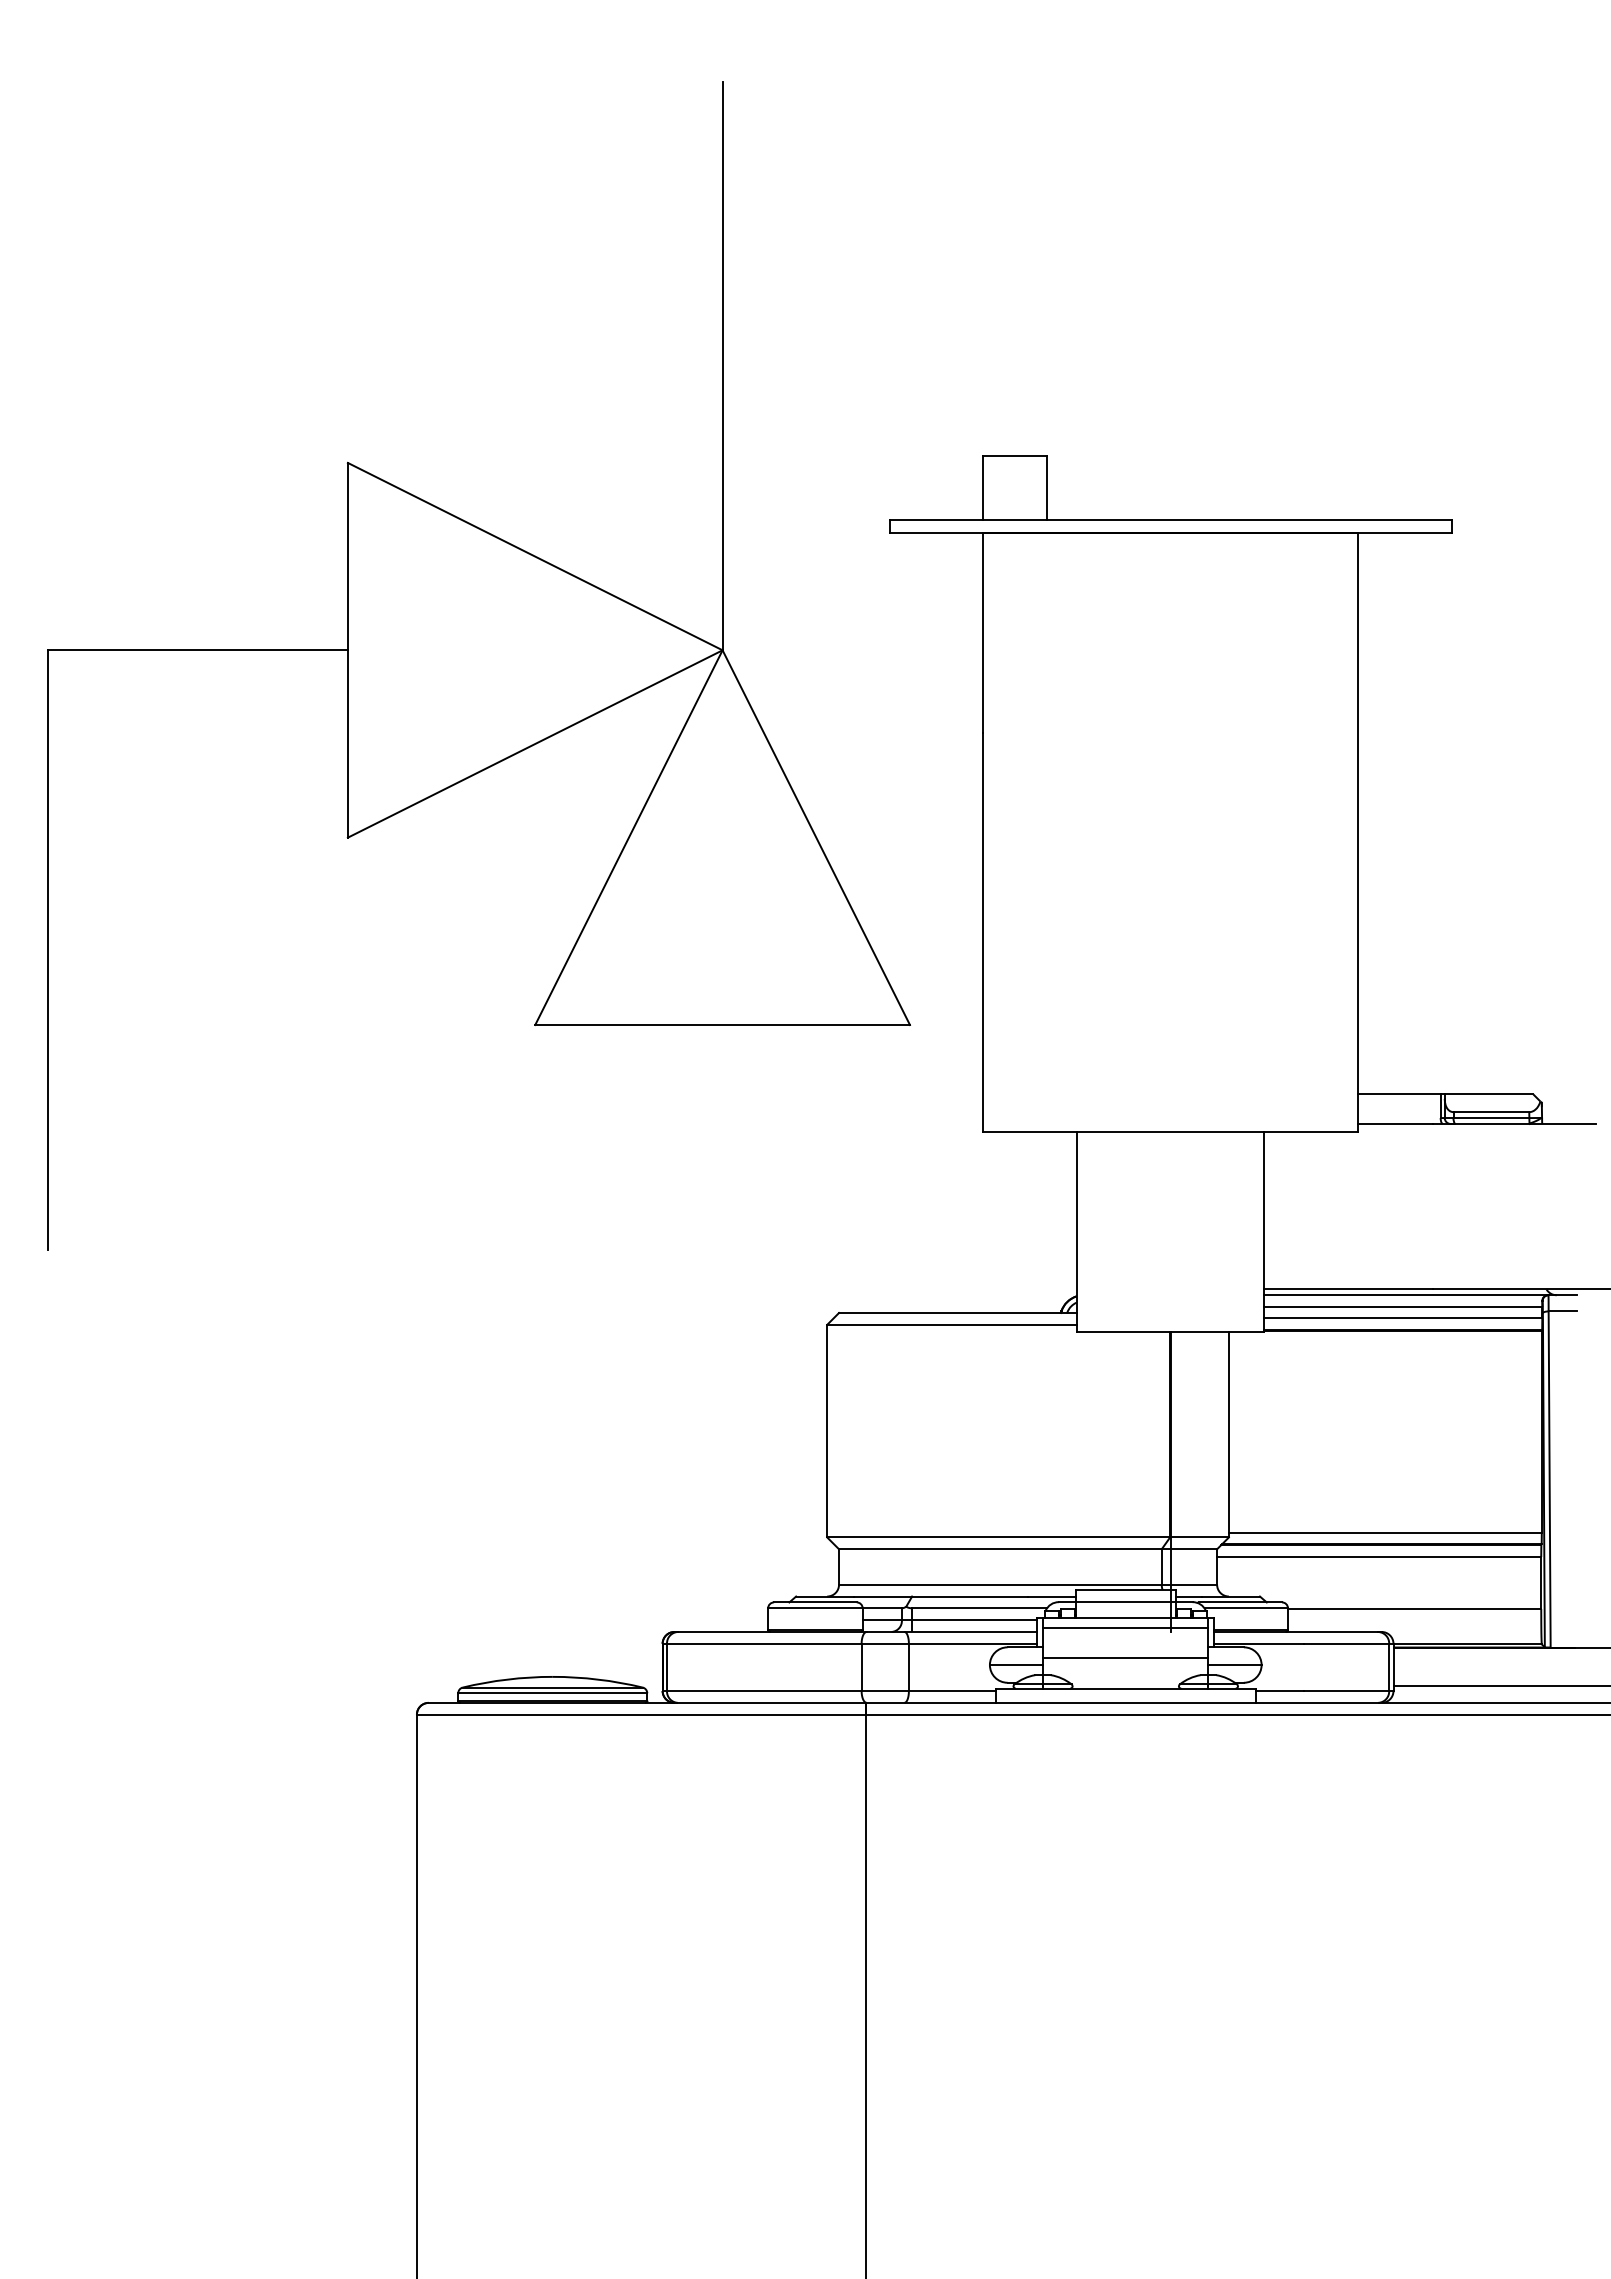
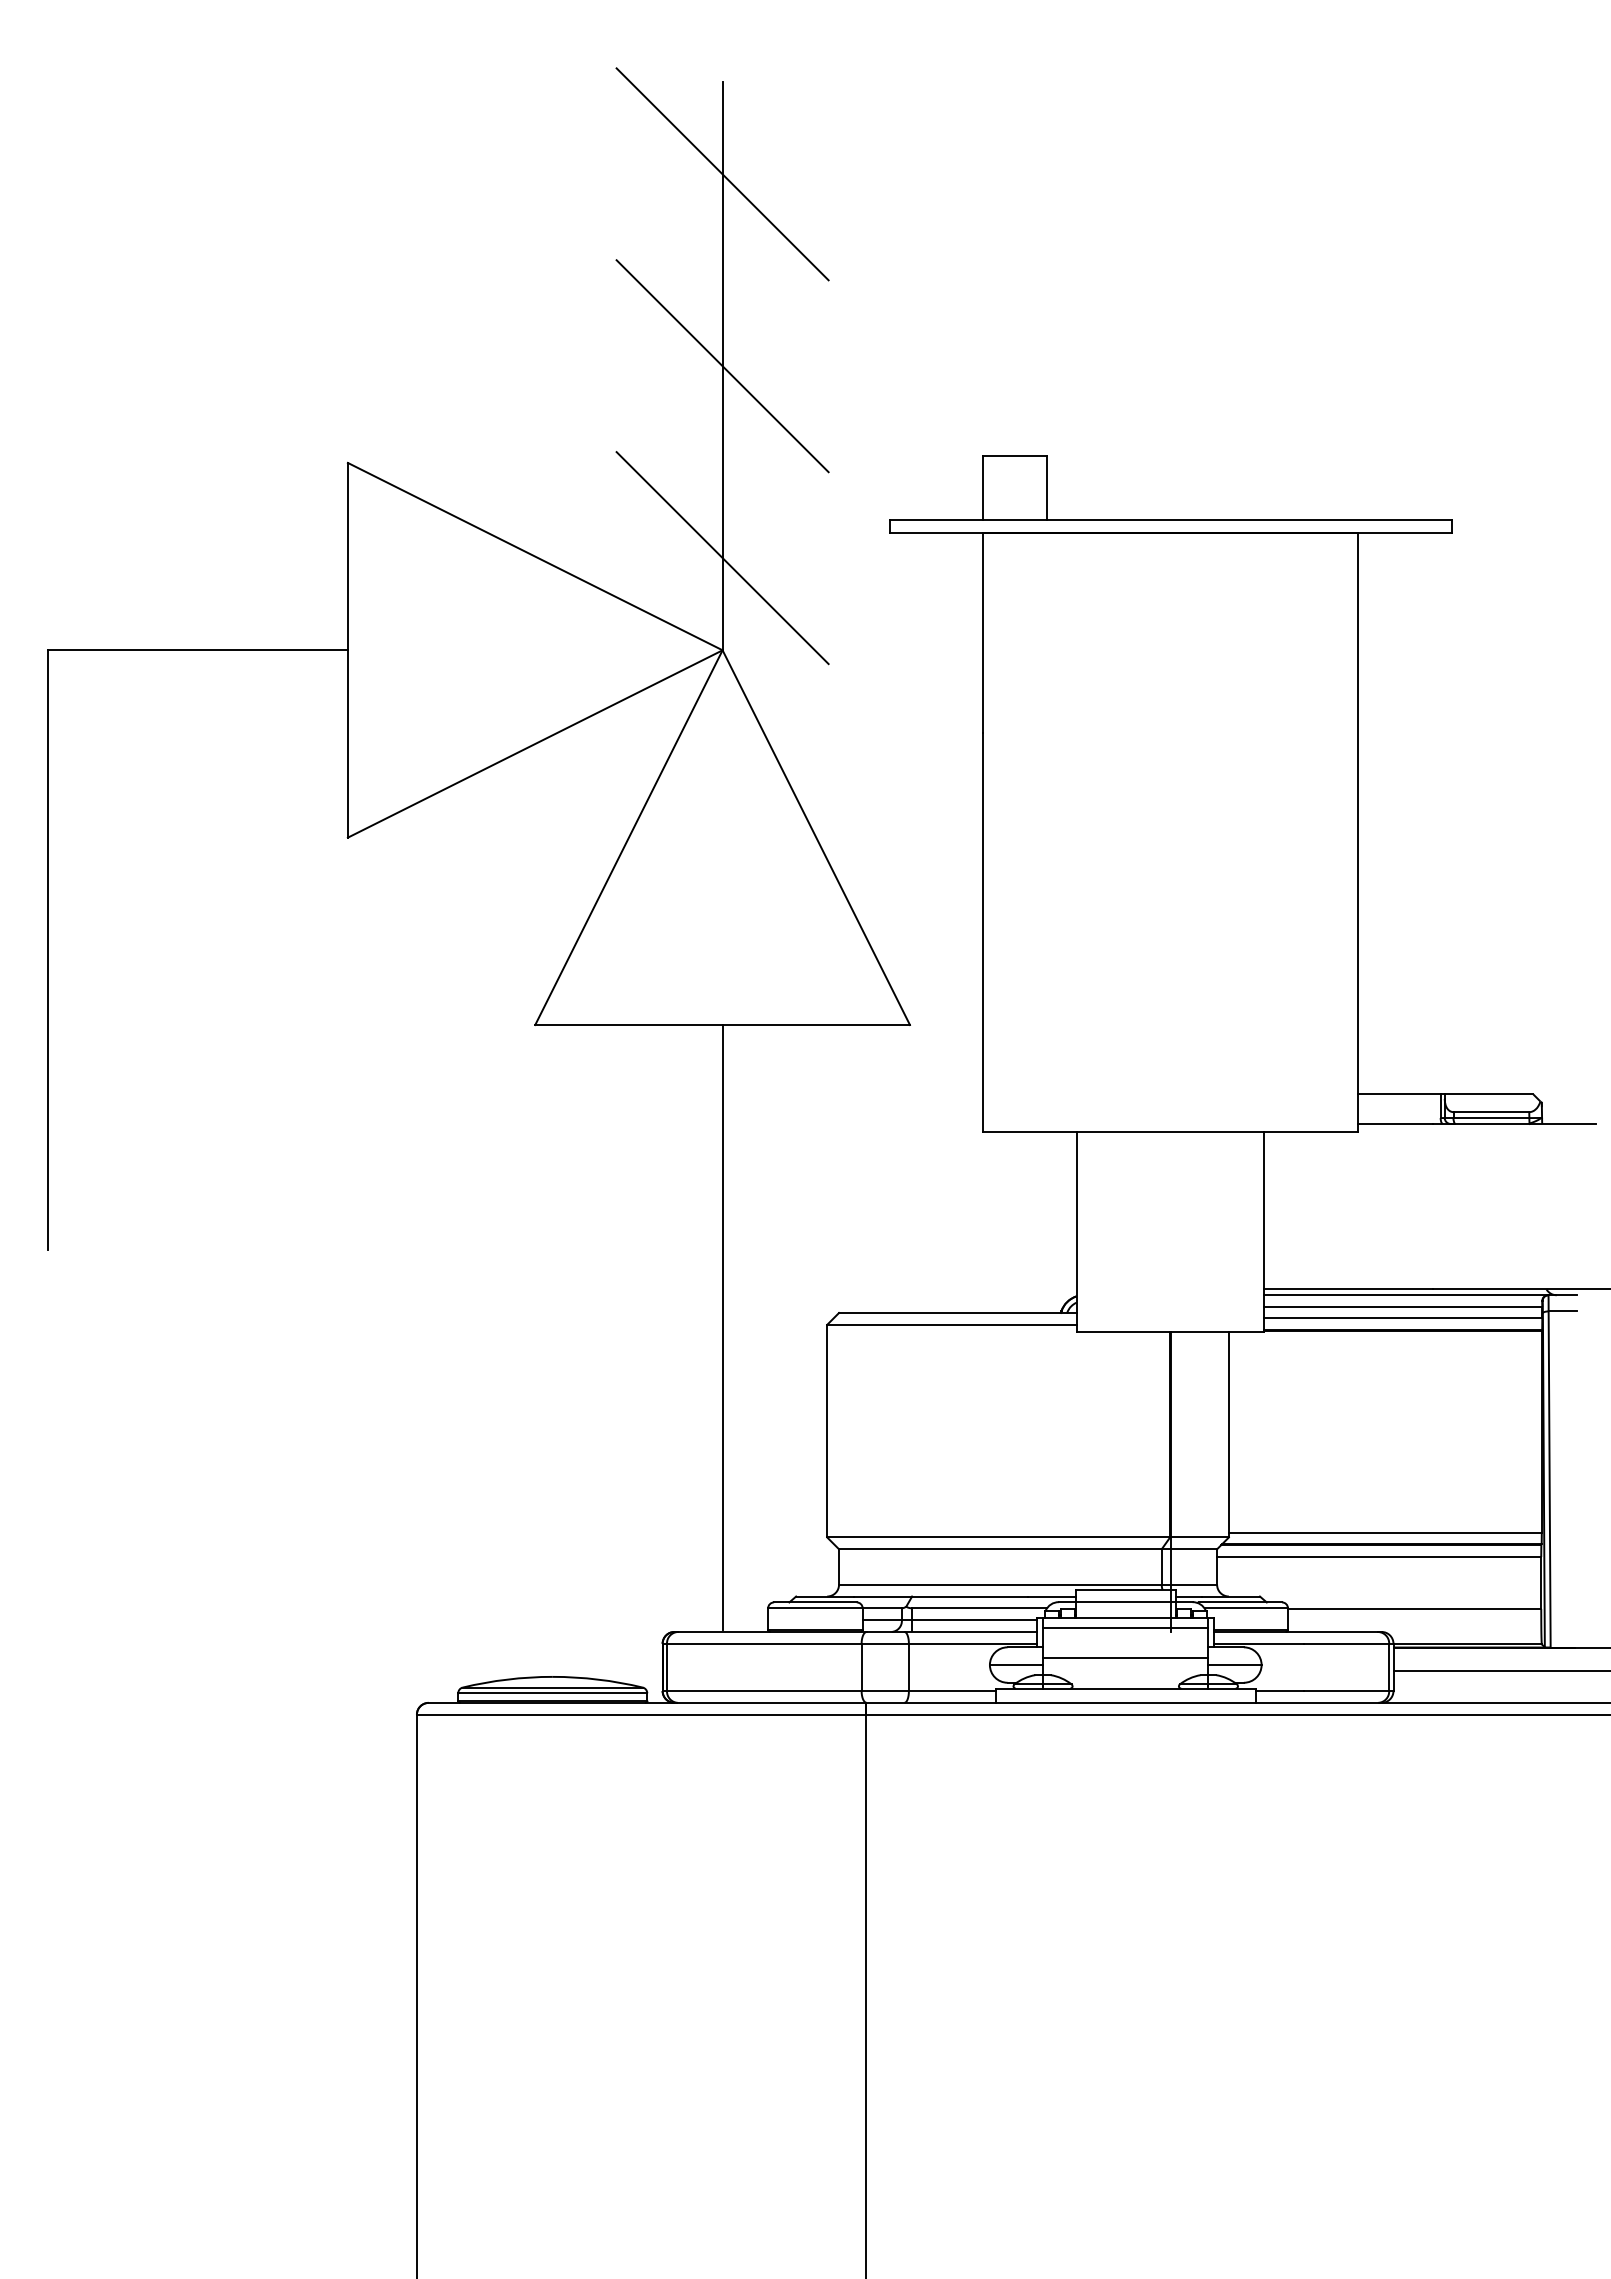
line: none -> present (722, 174)
line: none -> present (722, 366)
line: none -> present (722, 558)
line: none -> present (722, 1327)
line position: (1500, 1686) -> (1500, 1671) (1500, 1671)
